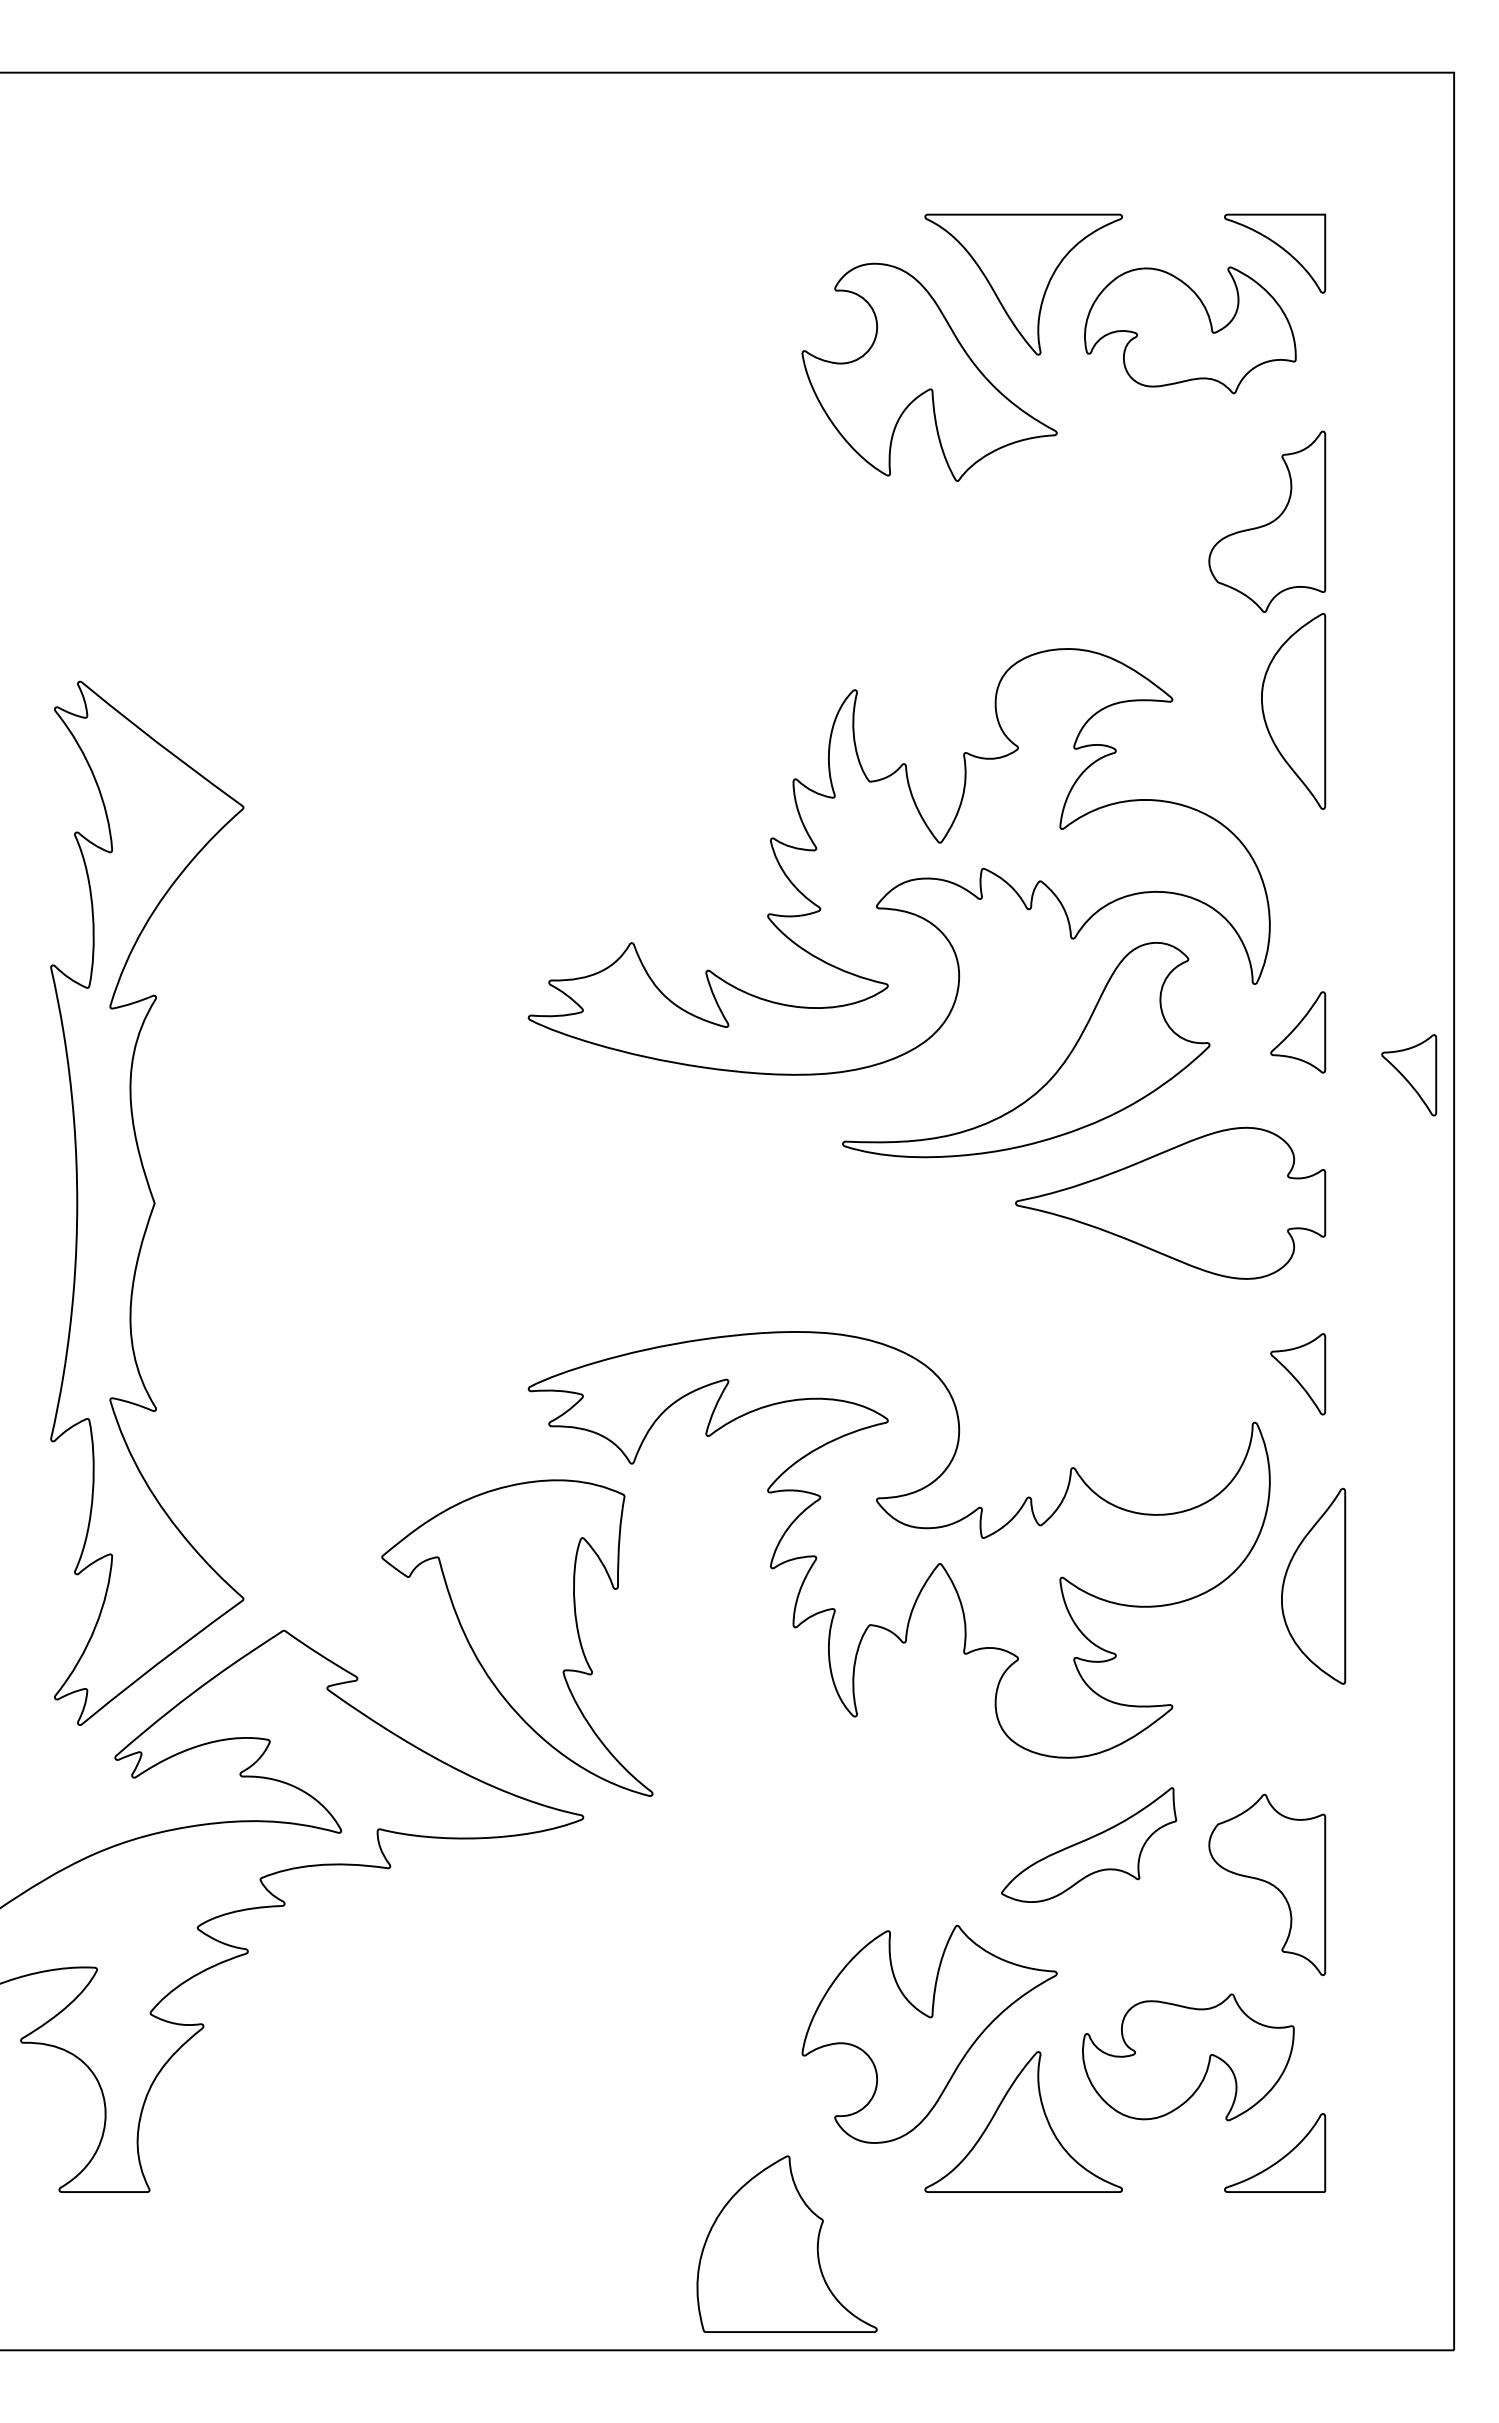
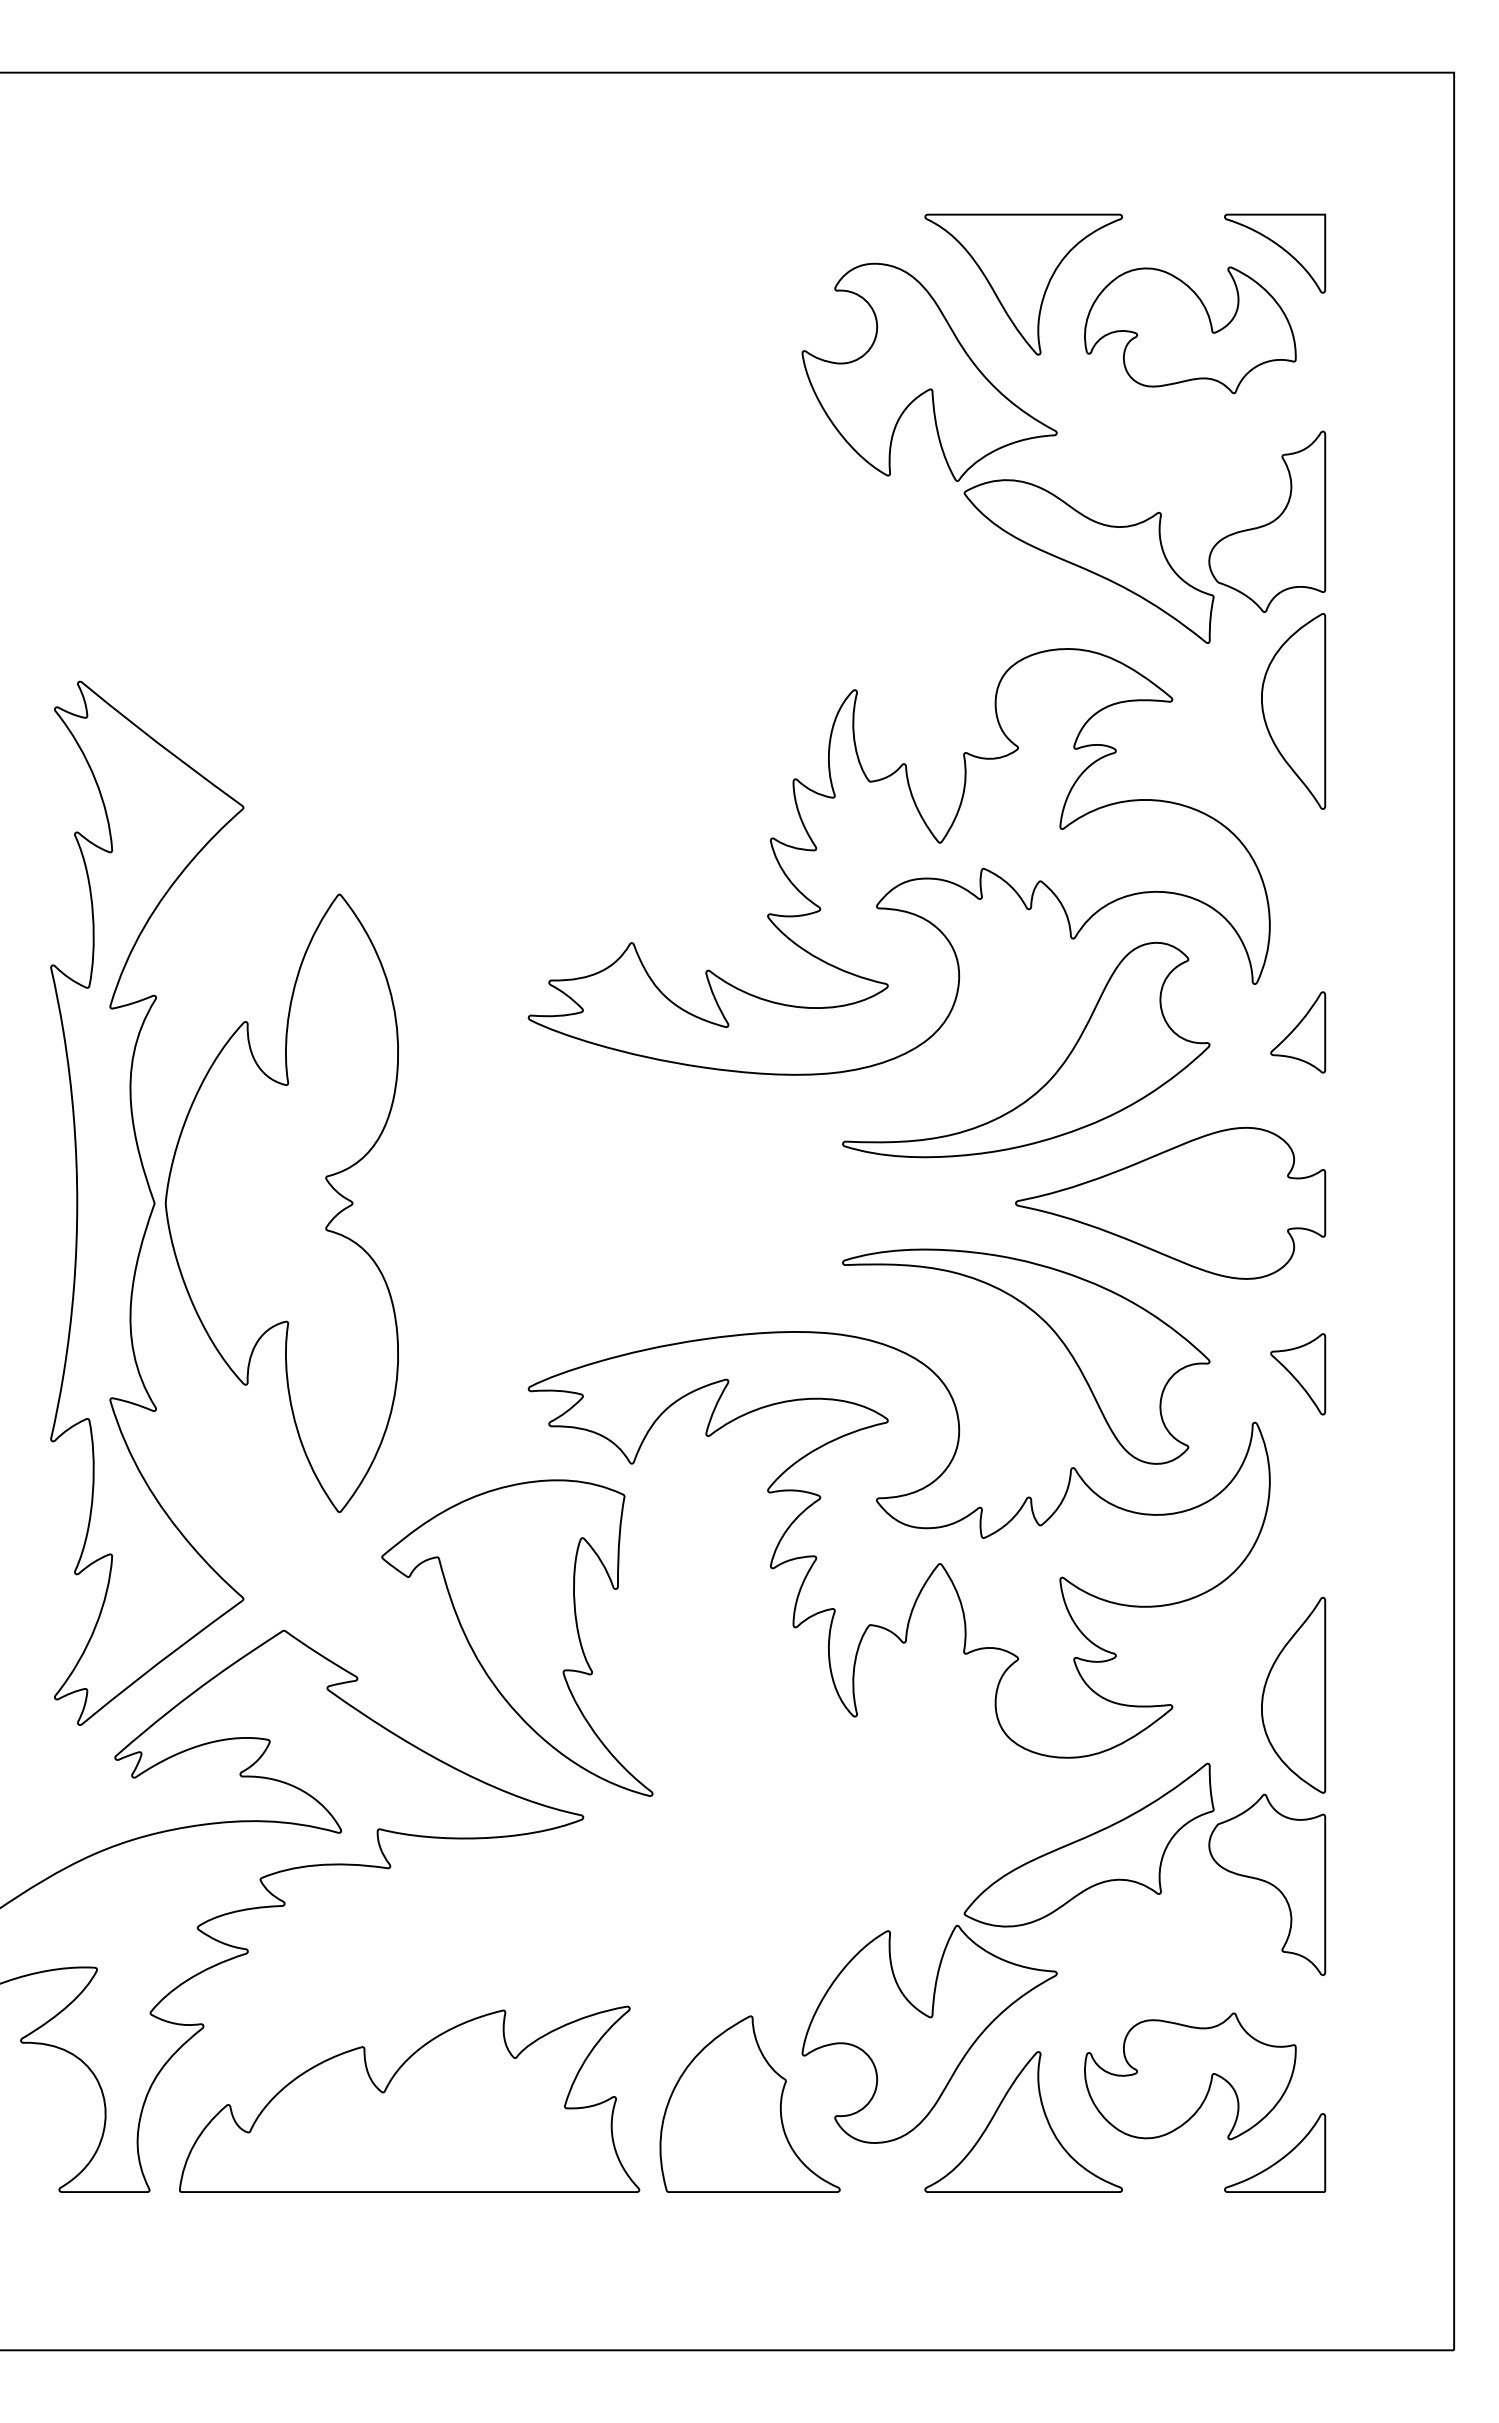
part: none -> present (1088, 561)
part: present -> none (1409, 1075)
part: none -> present (281, 1202)
part: none -> present (1053, 1332)
part position: (1313, 1585) -> (1293, 1694) (1293, 1694)
part size: 177x116 px -> 252x166 px (1088, 1844)
part position: (1188, 2057) -> (1190, 2076) (1190, 2076)
part: none -> present (409, 2098)
part position: (786, 2243) -> (749, 2103) (749, 2103)
